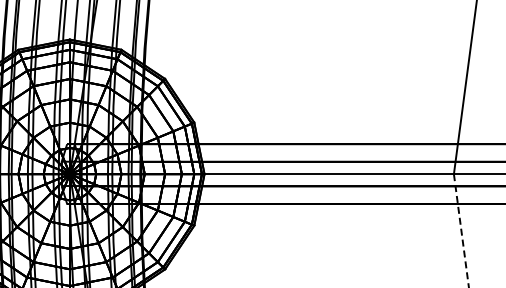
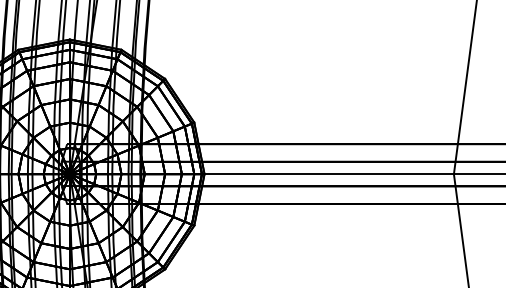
line: dashed -> solid (461, 230)
